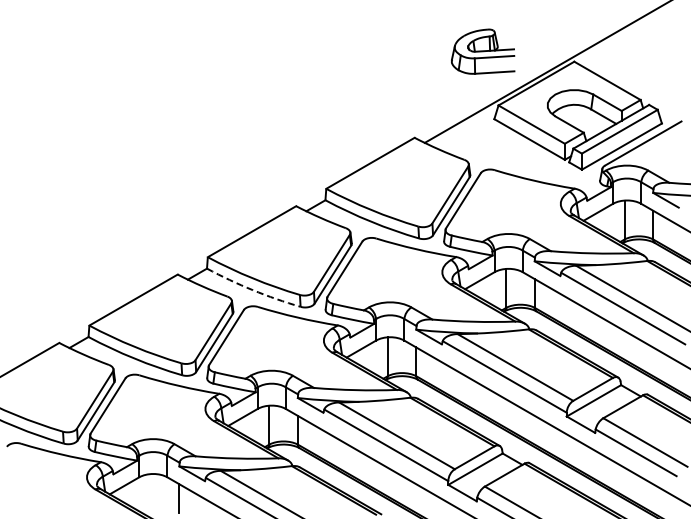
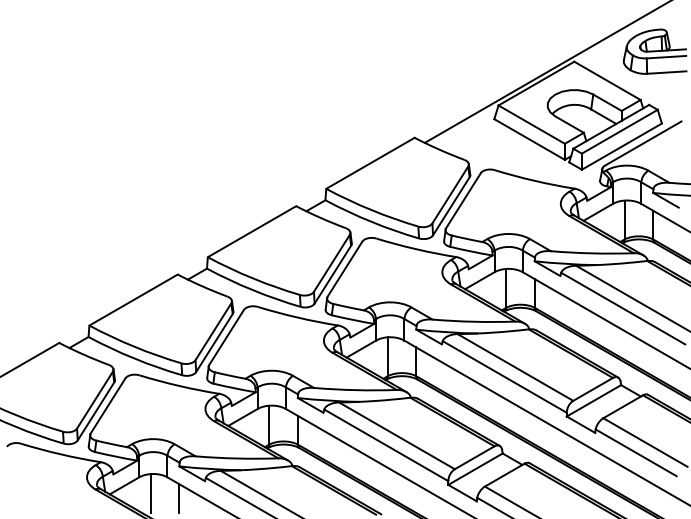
part position: (483, 51) -> (655, 51) (655, 51)
arc: dashed -> solid (252, 290)
line: none -> present (151, 493)
